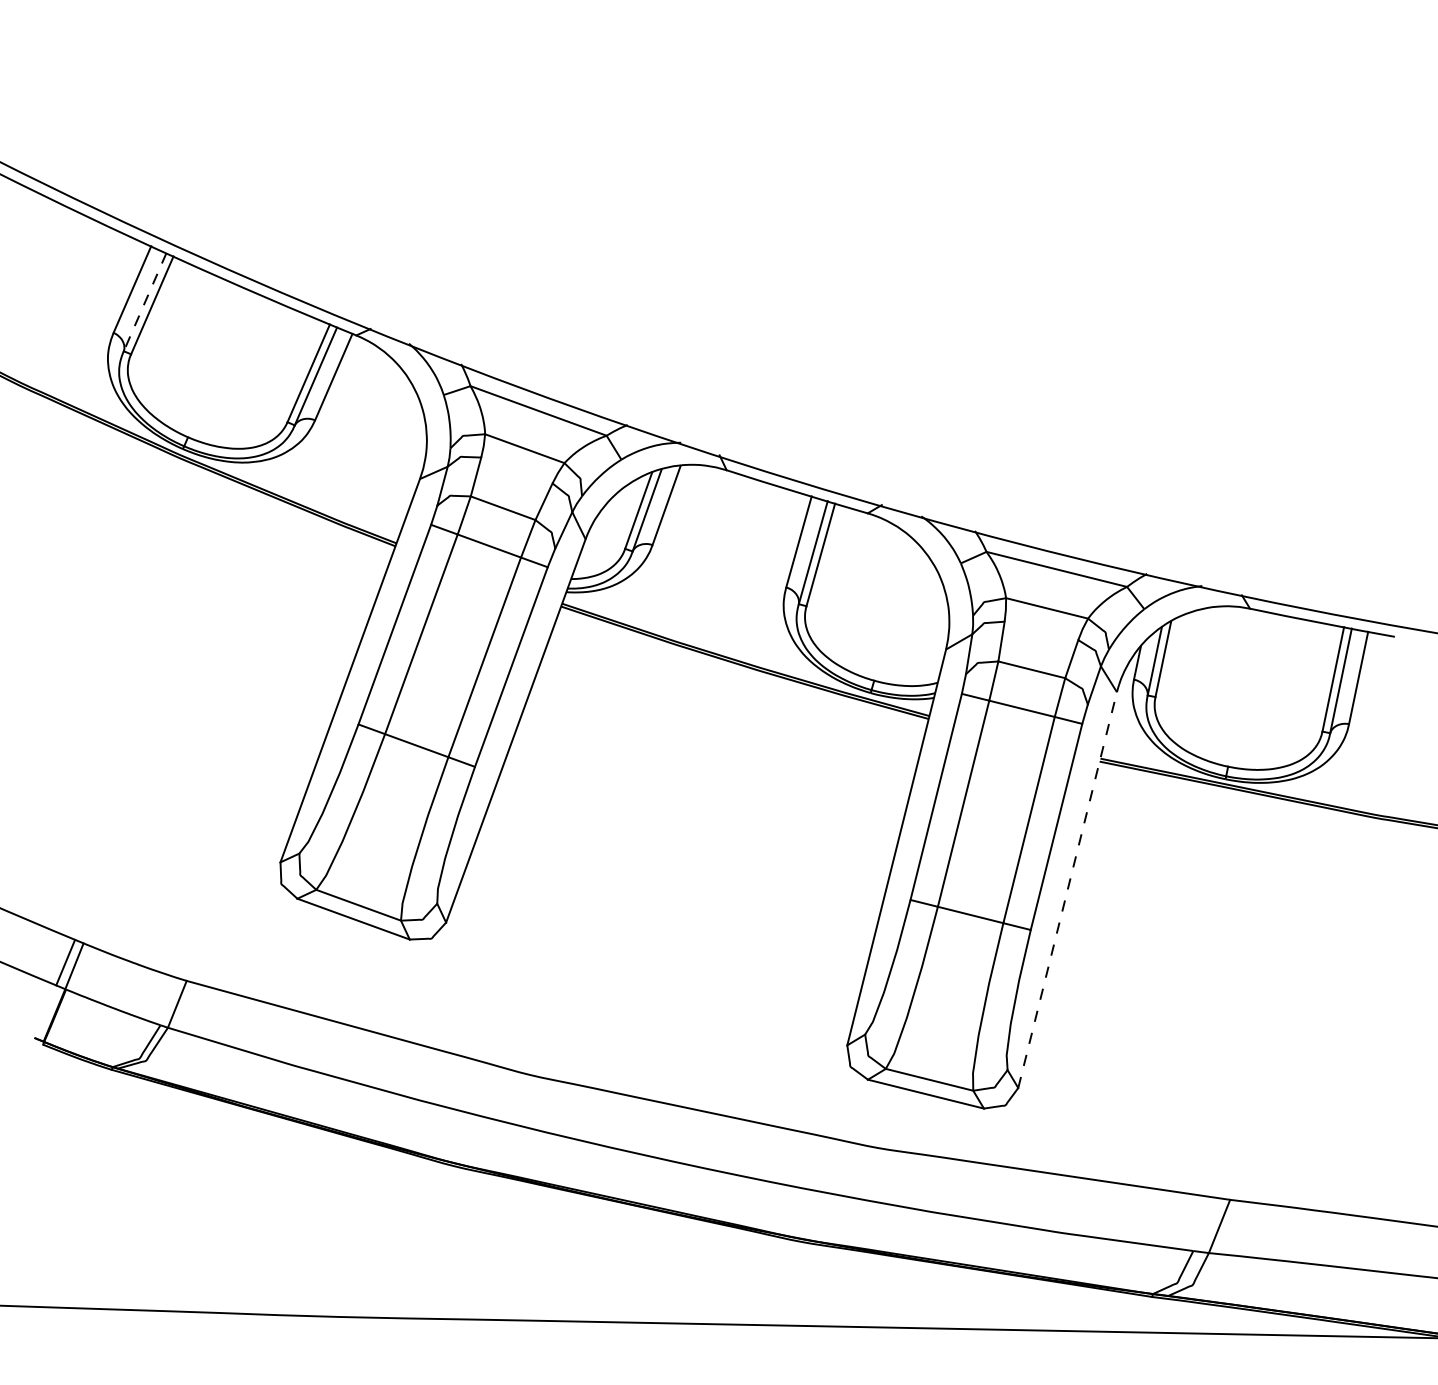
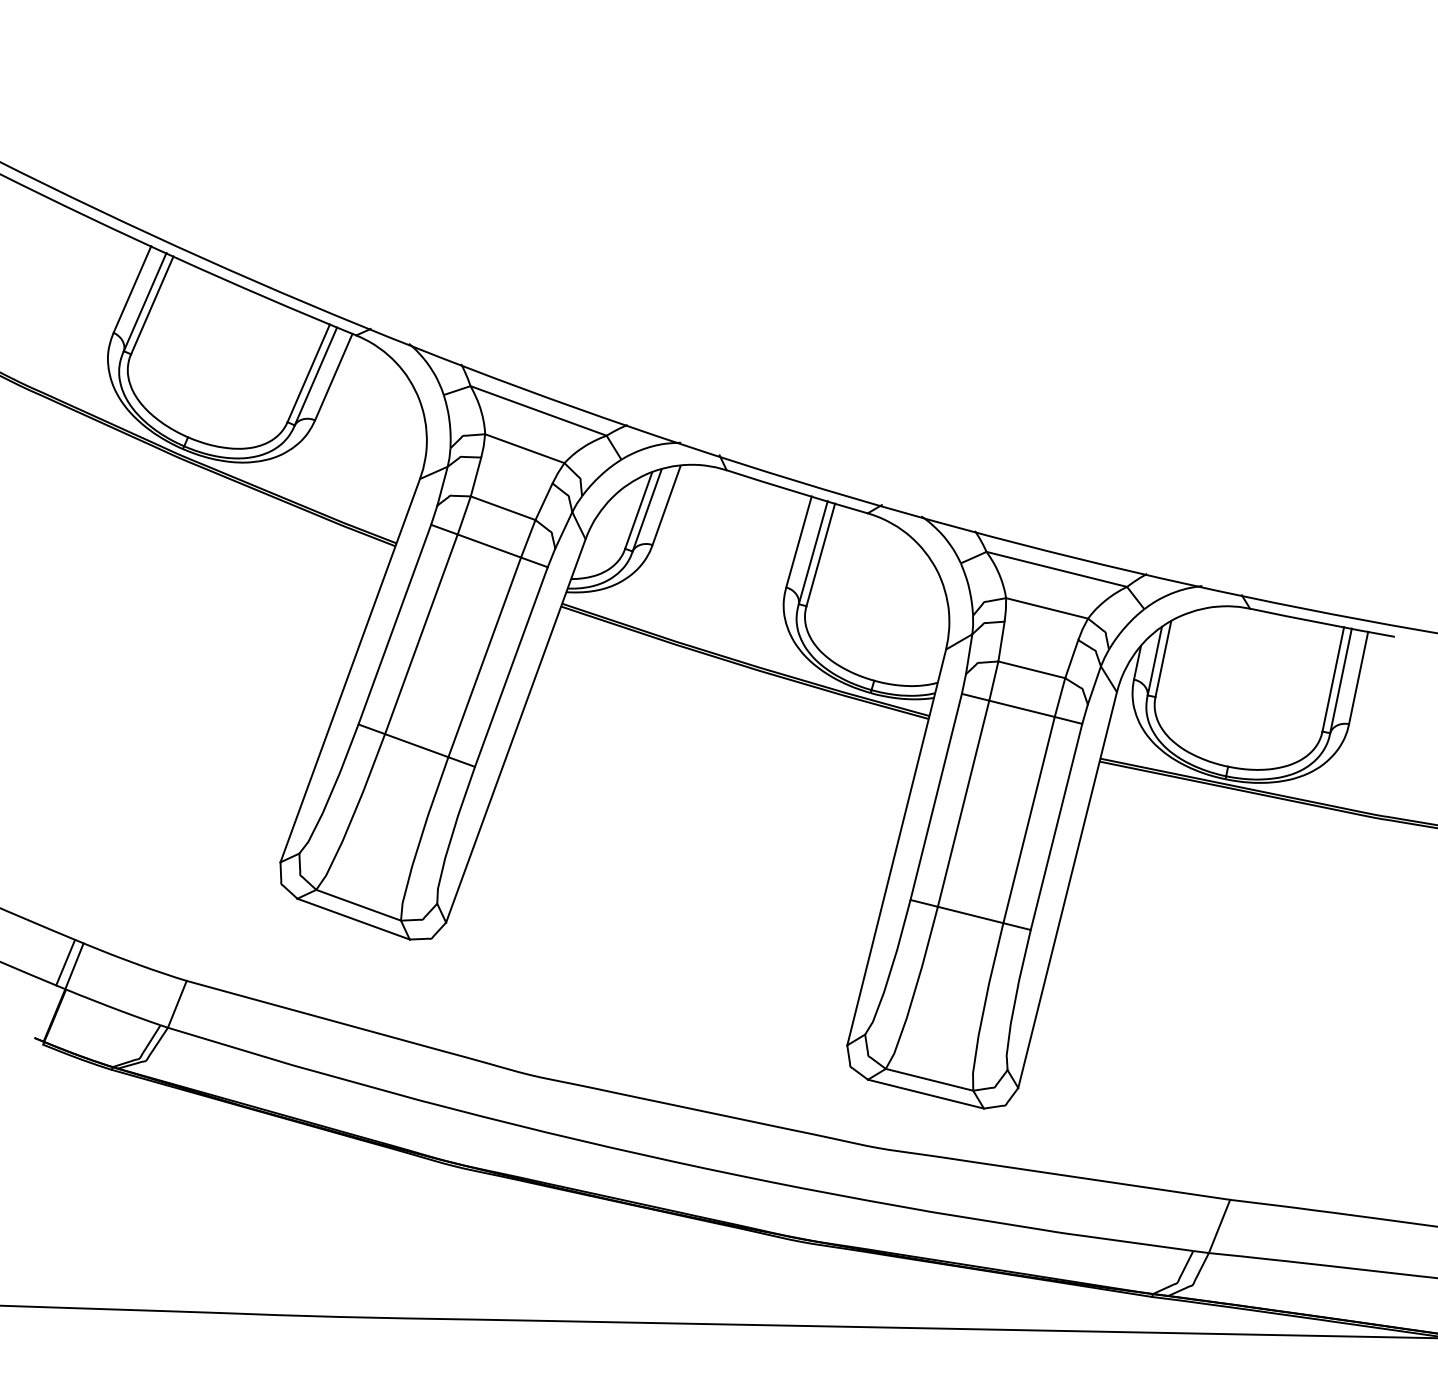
line: dashed -> solid (144, 302)
line: dashed -> solid (1067, 890)
